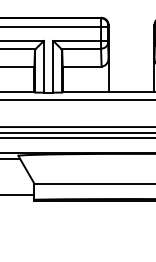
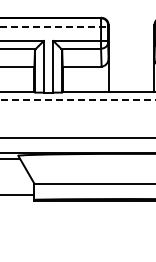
line: solid -> dashed (54, 27)
line: solid -> dashed (78, 99)
line: present -> none (77, 127)
line: present -> none (77, 133)
